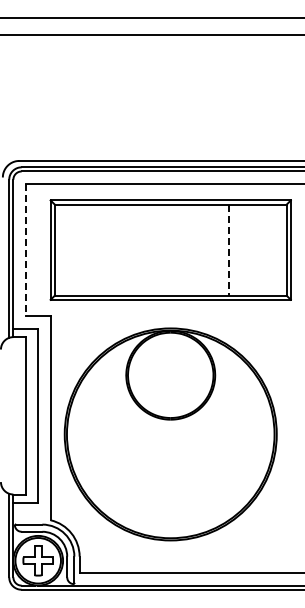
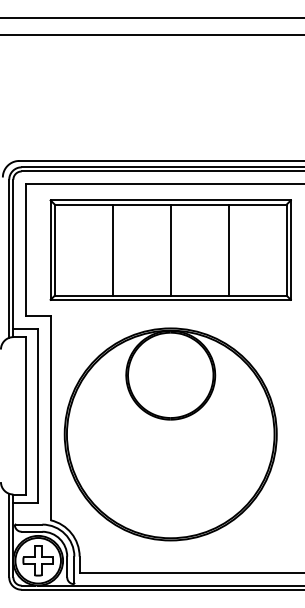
line: none -> present (112, 249)
line: none -> present (170, 249)
line: dashed -> solid (25, 250)
line: dashed -> solid (228, 250)
